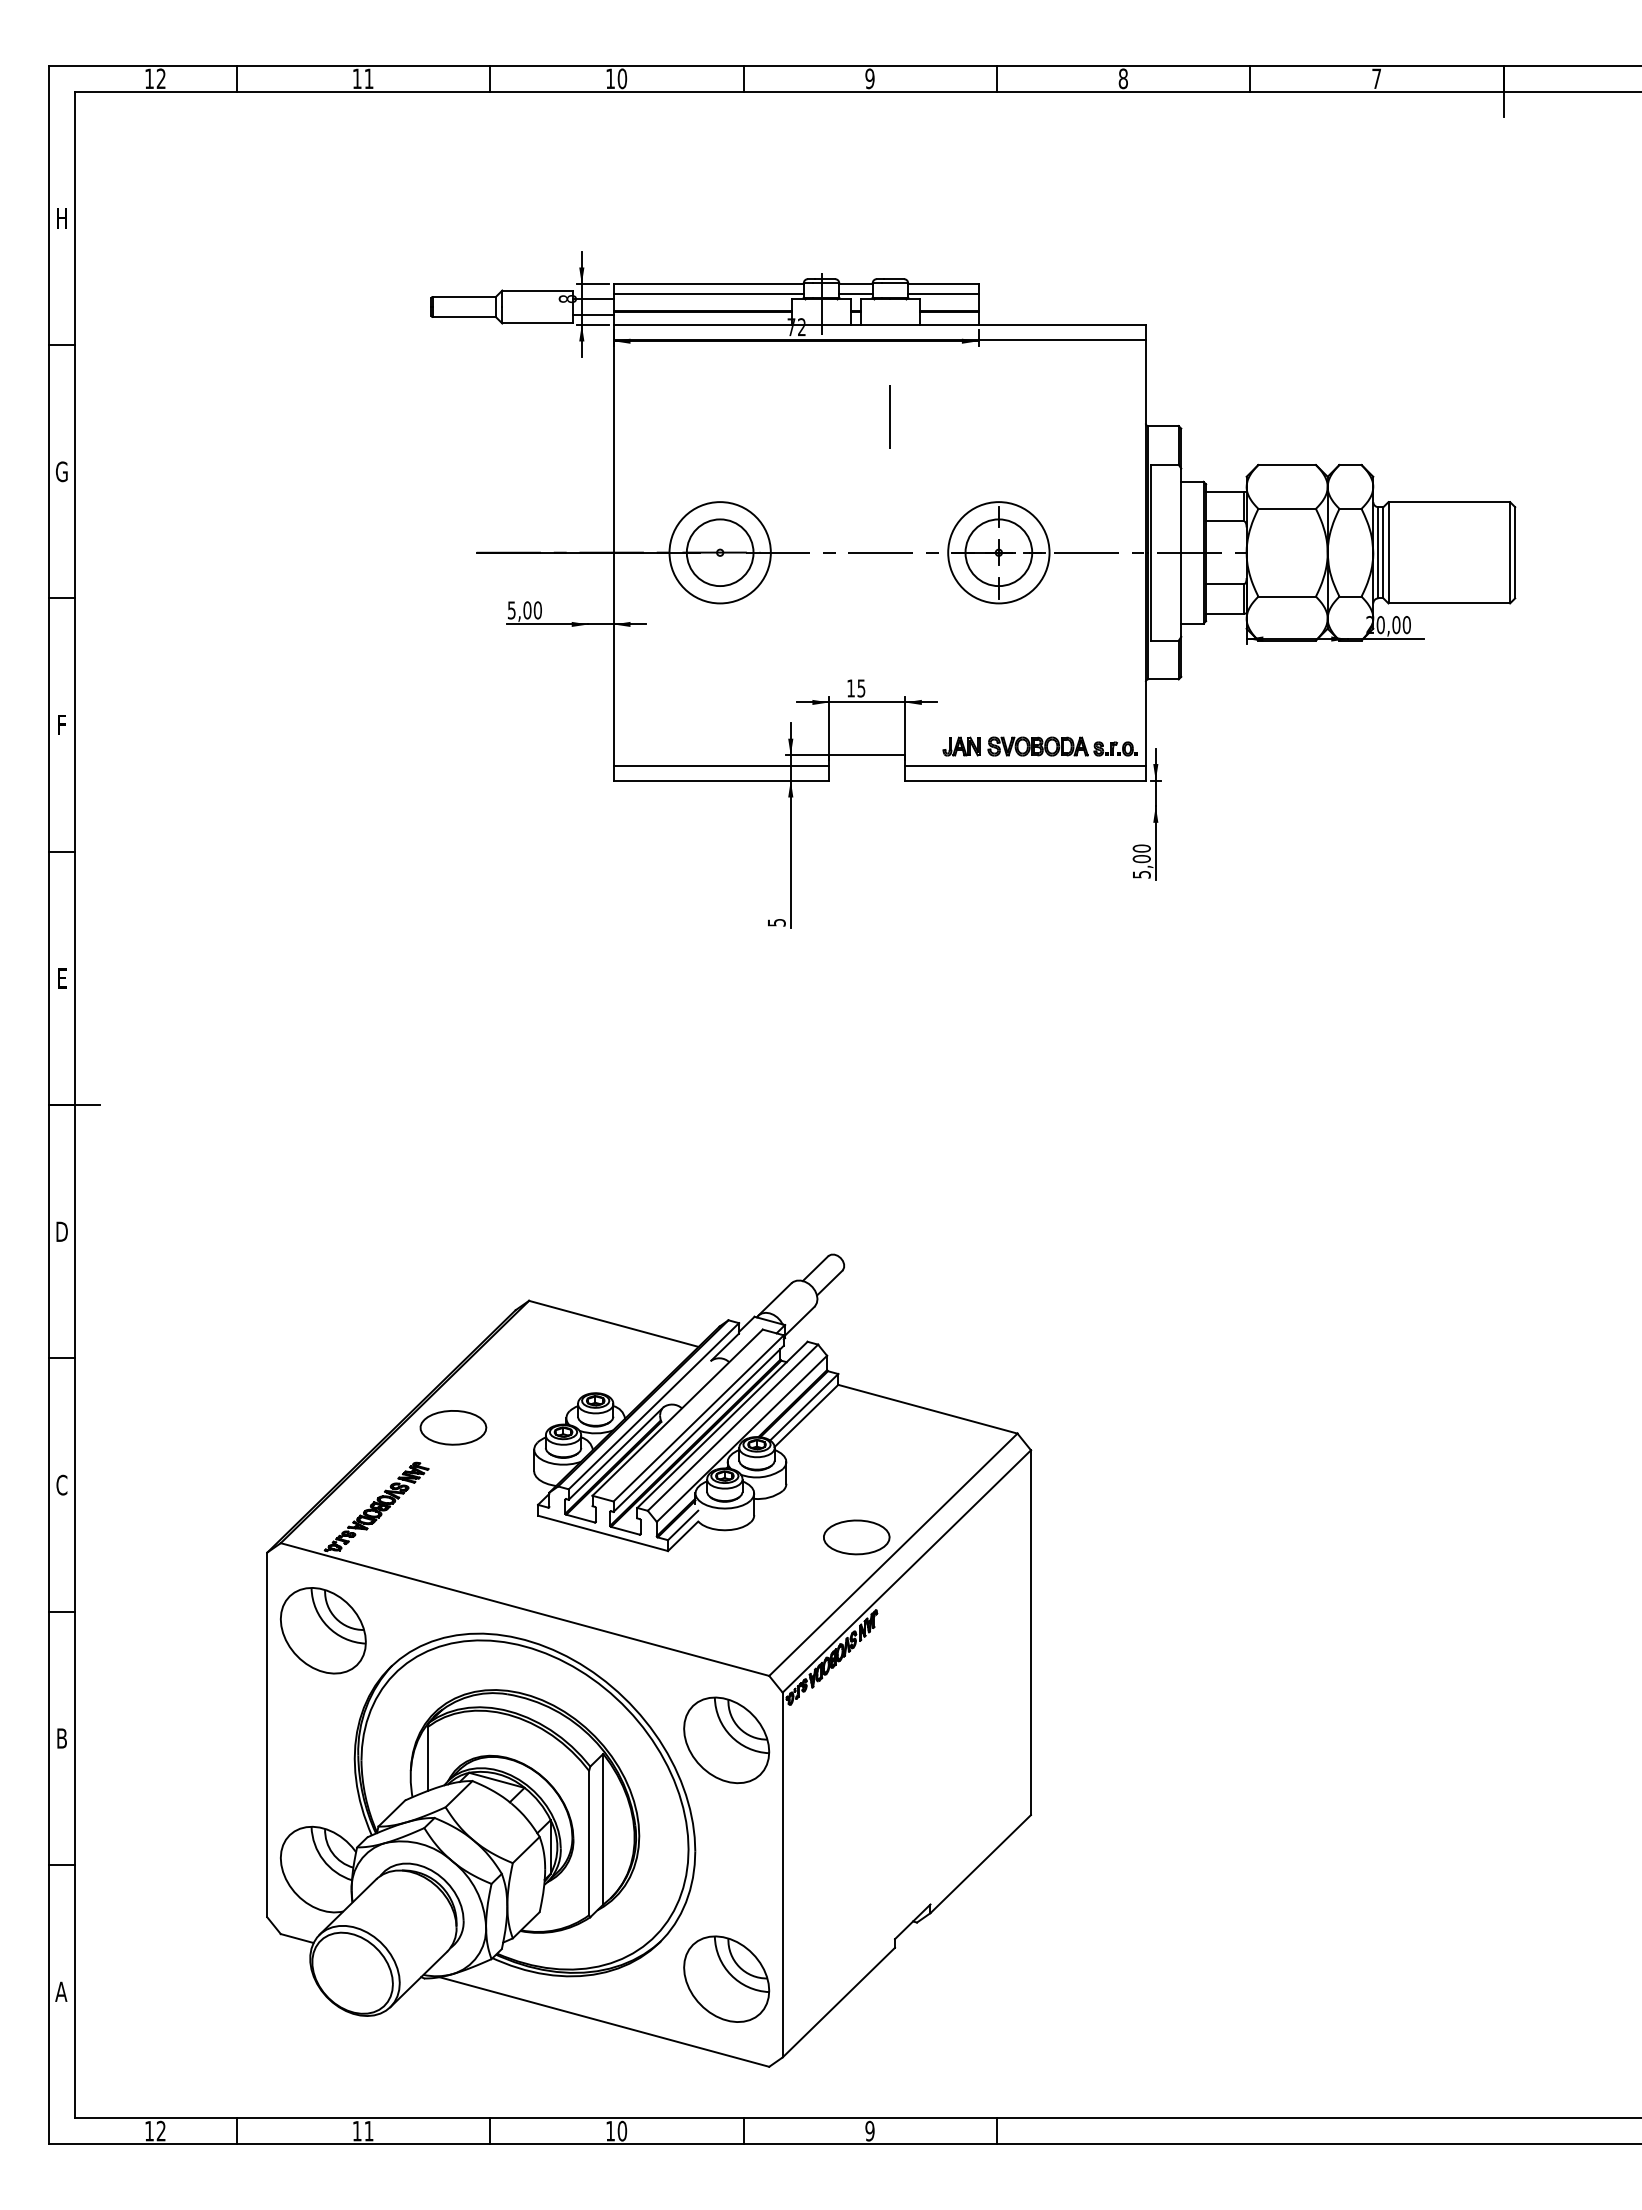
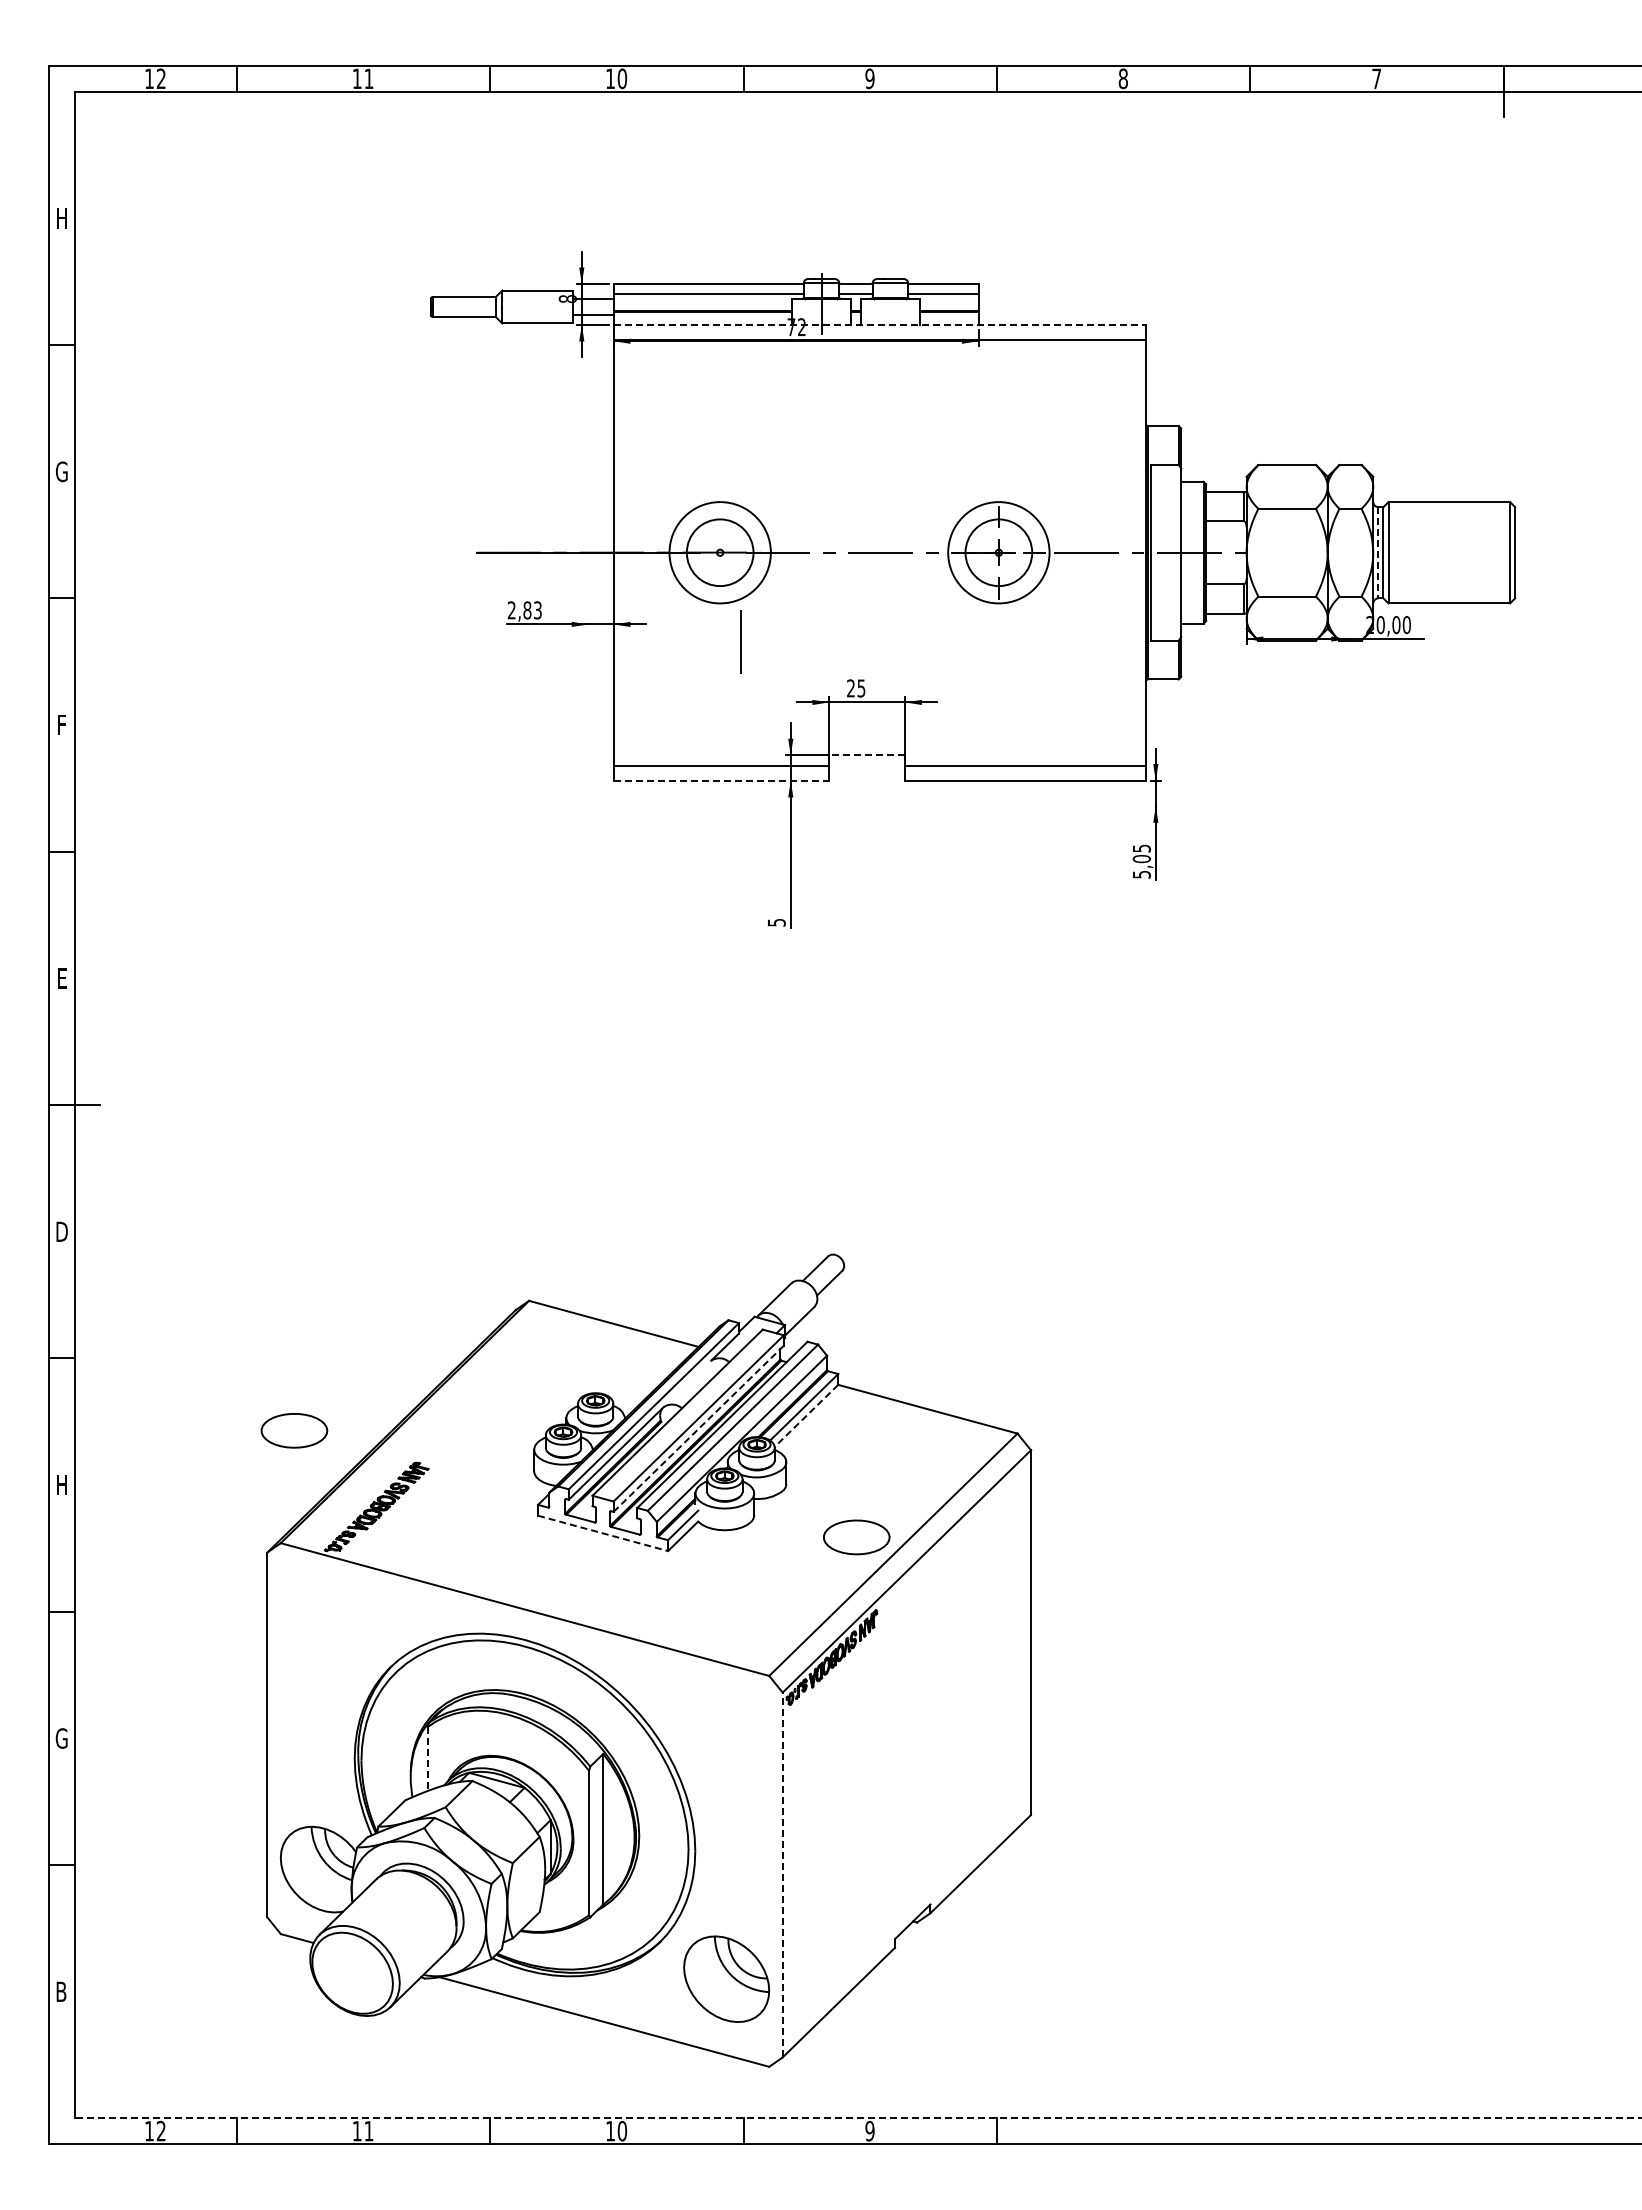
line: solid -> dashed (880, 324)
line position: (889, 416) -> (740, 641) (740, 641)
line: solid -> dashed (1378, 552)
text: 5,00 -> 2,83 (524, 610)
text: 15 -> 25 (850, 688)
part: present -> none (1039, 746)
line: solid -> dashed (866, 755)
line: solid -> dashed (721, 780)
text: 5,00 -> 5,05 (1141, 848)
line: solid -> dashed (806, 1415)
part position: (453, 1427) -> (294, 1430) (294, 1430)
line: solid -> dashed (698, 1428)
text: C -> H (61, 1484)
line: solid -> dashed (603, 1533)
part: present -> none (322, 1630)
text: B -> G (61, 1738)
part: present -> none (726, 1740)
line: solid -> dashed (427, 1759)
line: solid -> dashed (782, 1874)
text: A -> B (61, 1991)
line: solid -> dashed (857, 2118)
